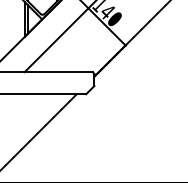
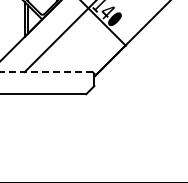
line: solid -> dashed (46, 72)
line: present -> none (39, 131)
